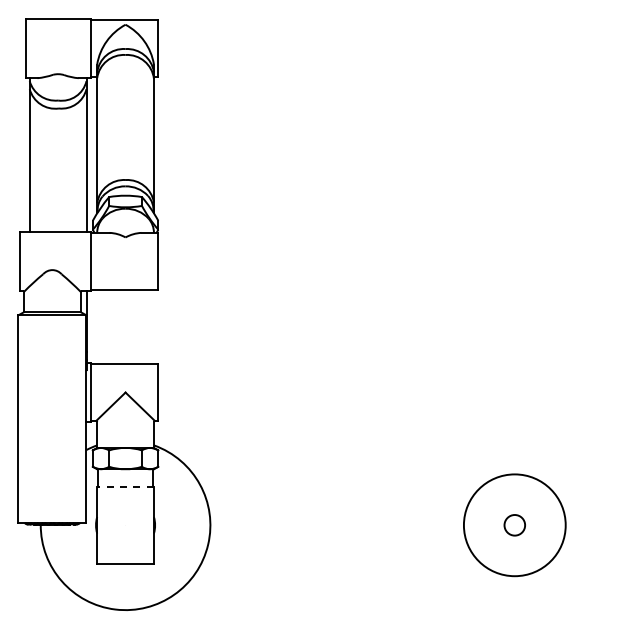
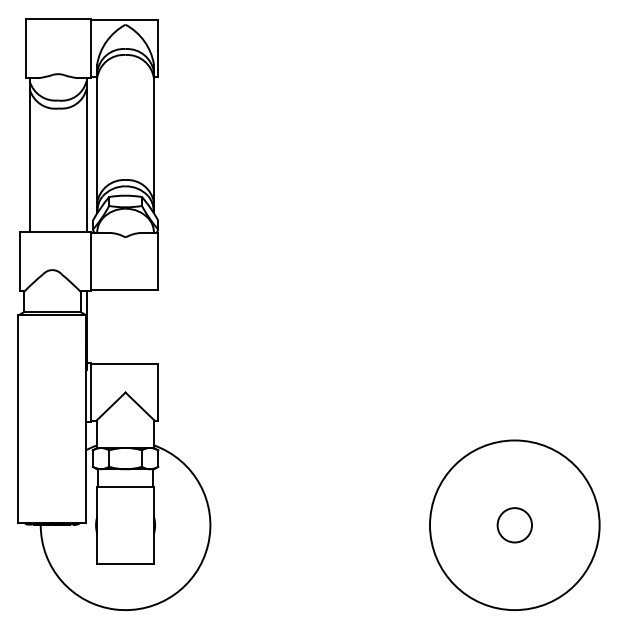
line: dashed -> solid (125, 487)
circle diameter: 21 px -> 34 px (514, 525)
circle diameter: 102 px -> 170 px (514, 525)
